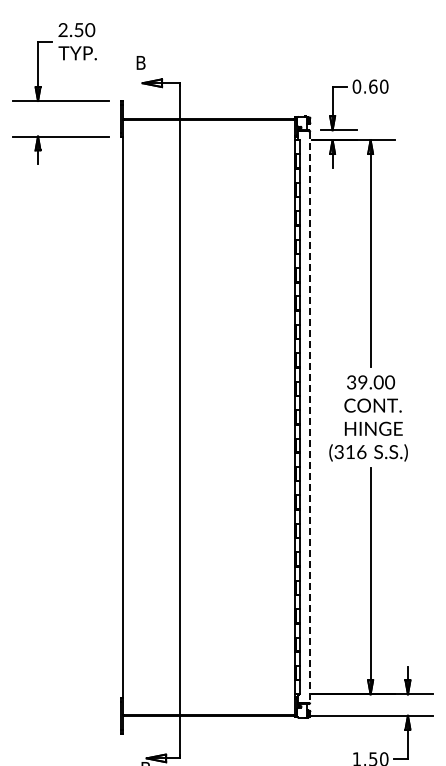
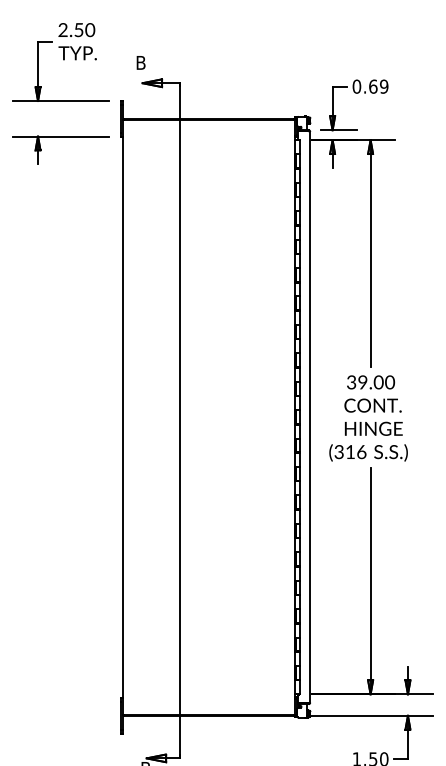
text: 0.60 -> 0.69 (384, 86)
line: dashed -> solid (310, 417)
